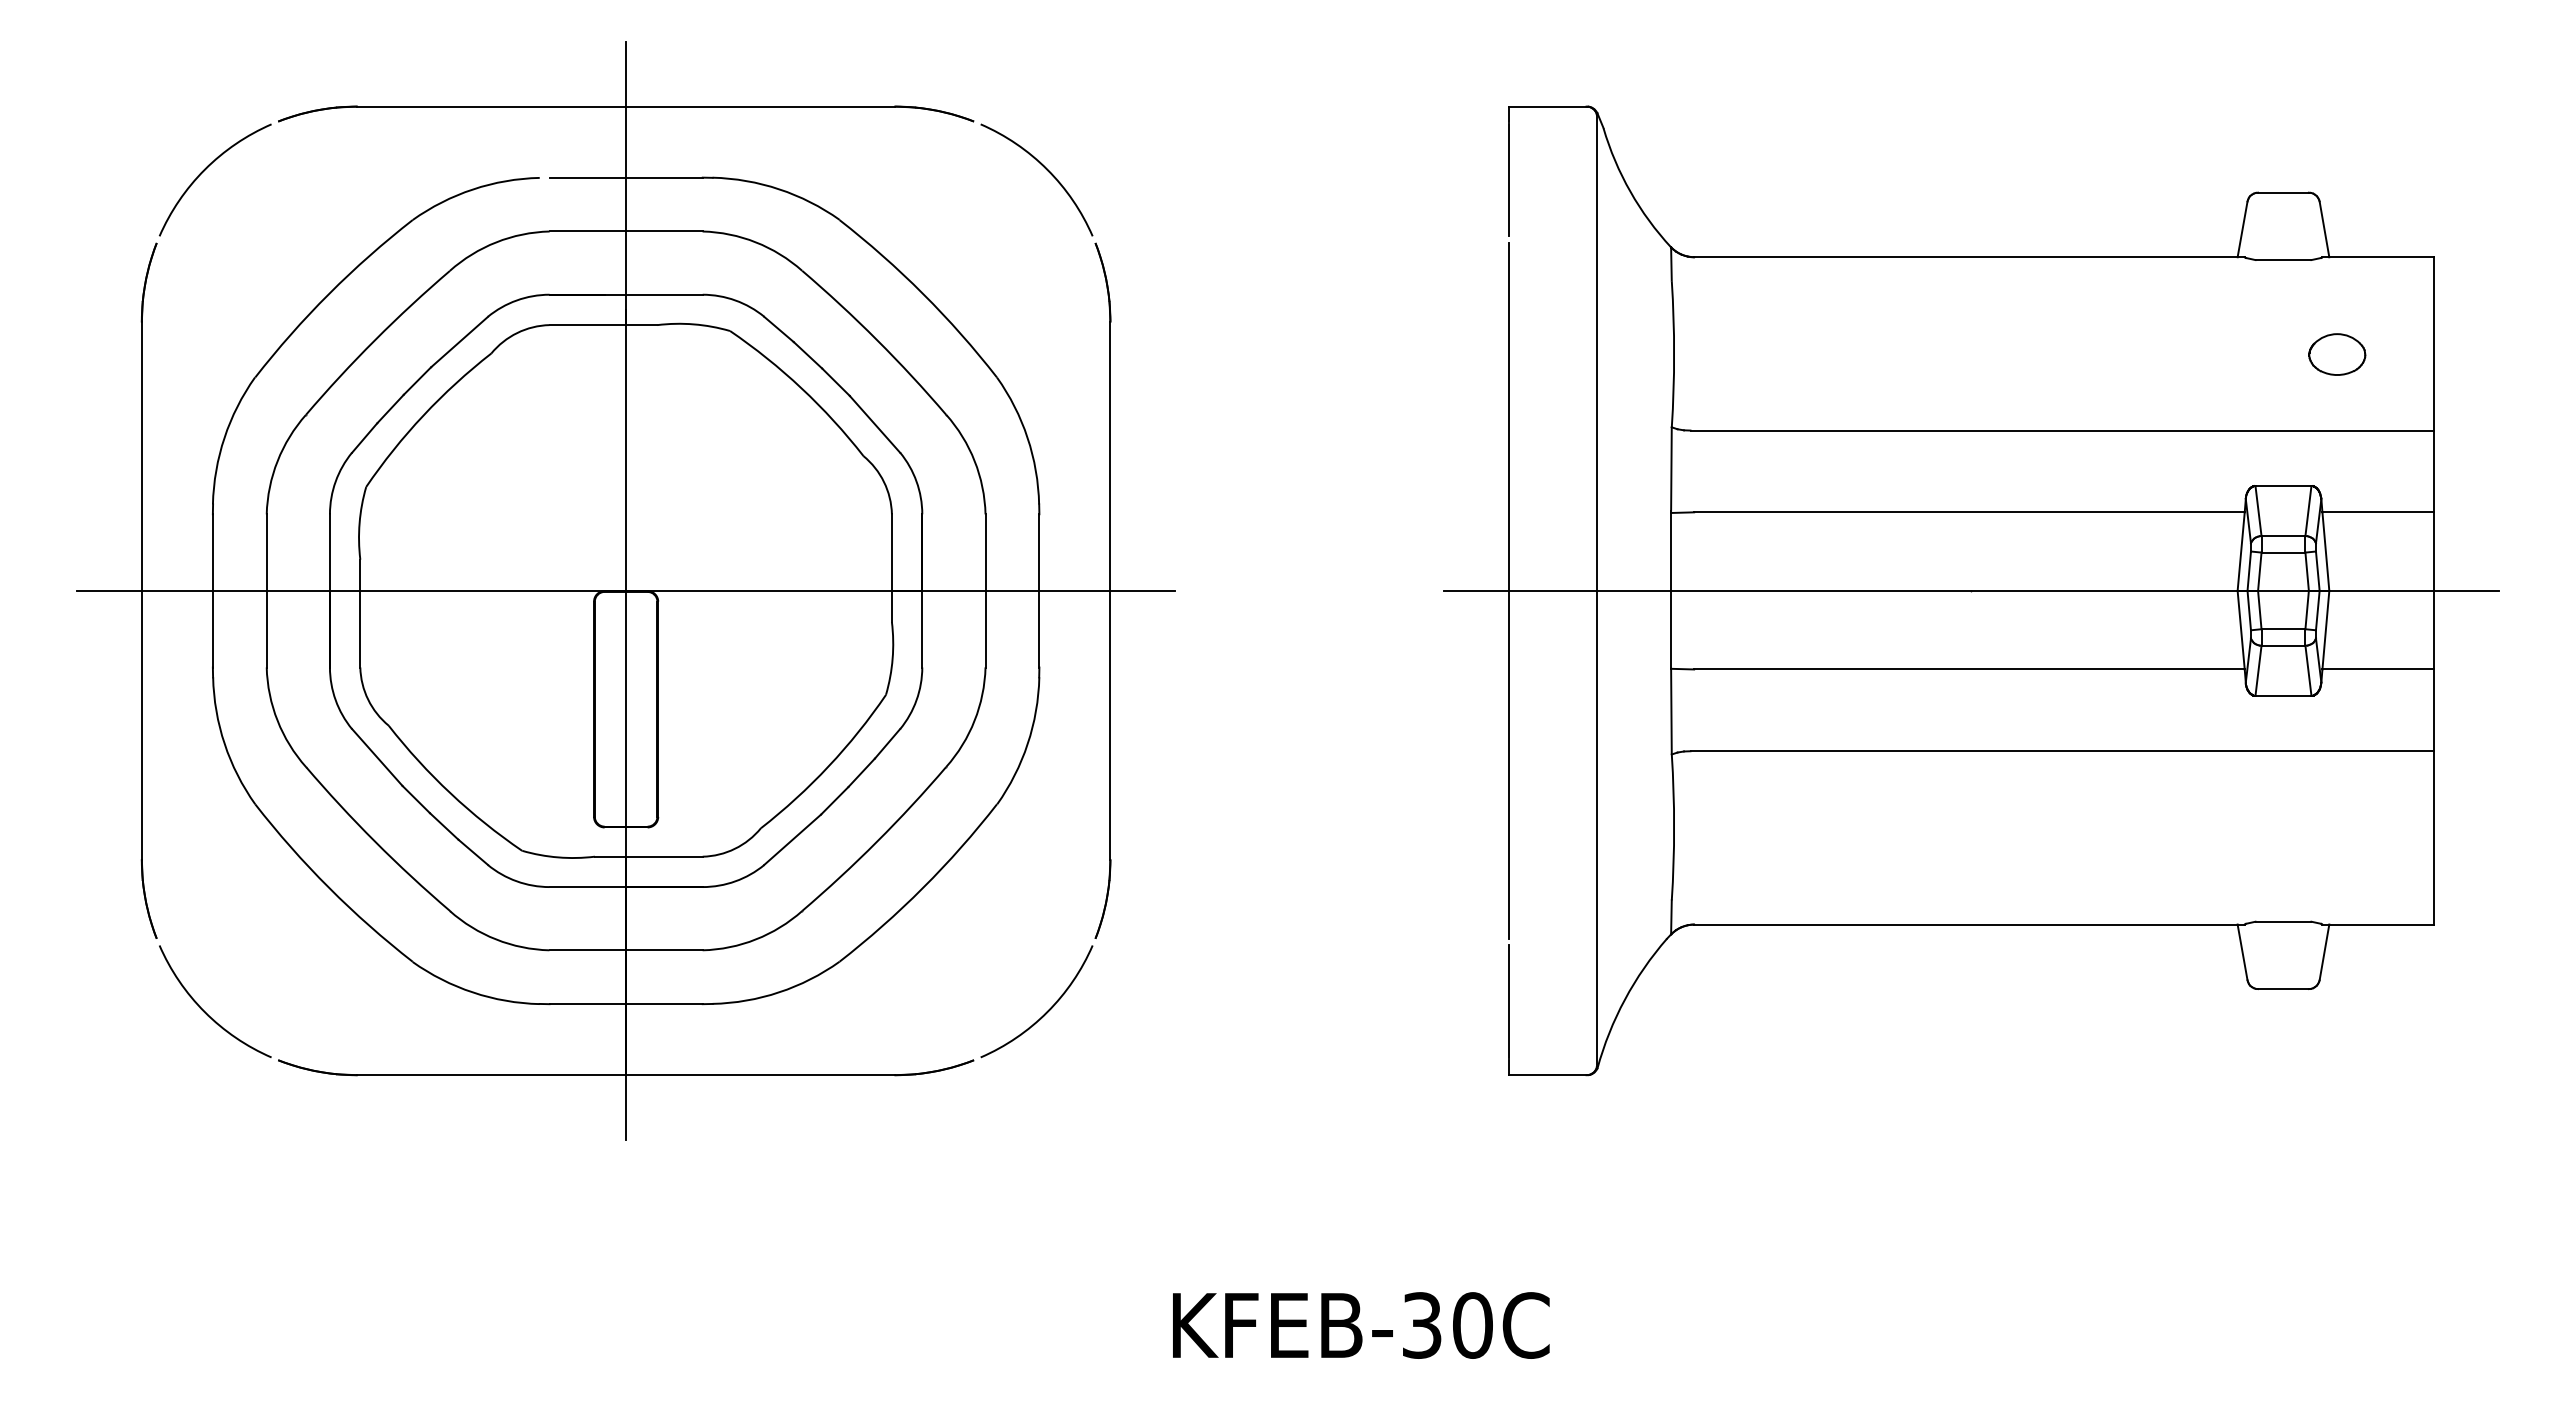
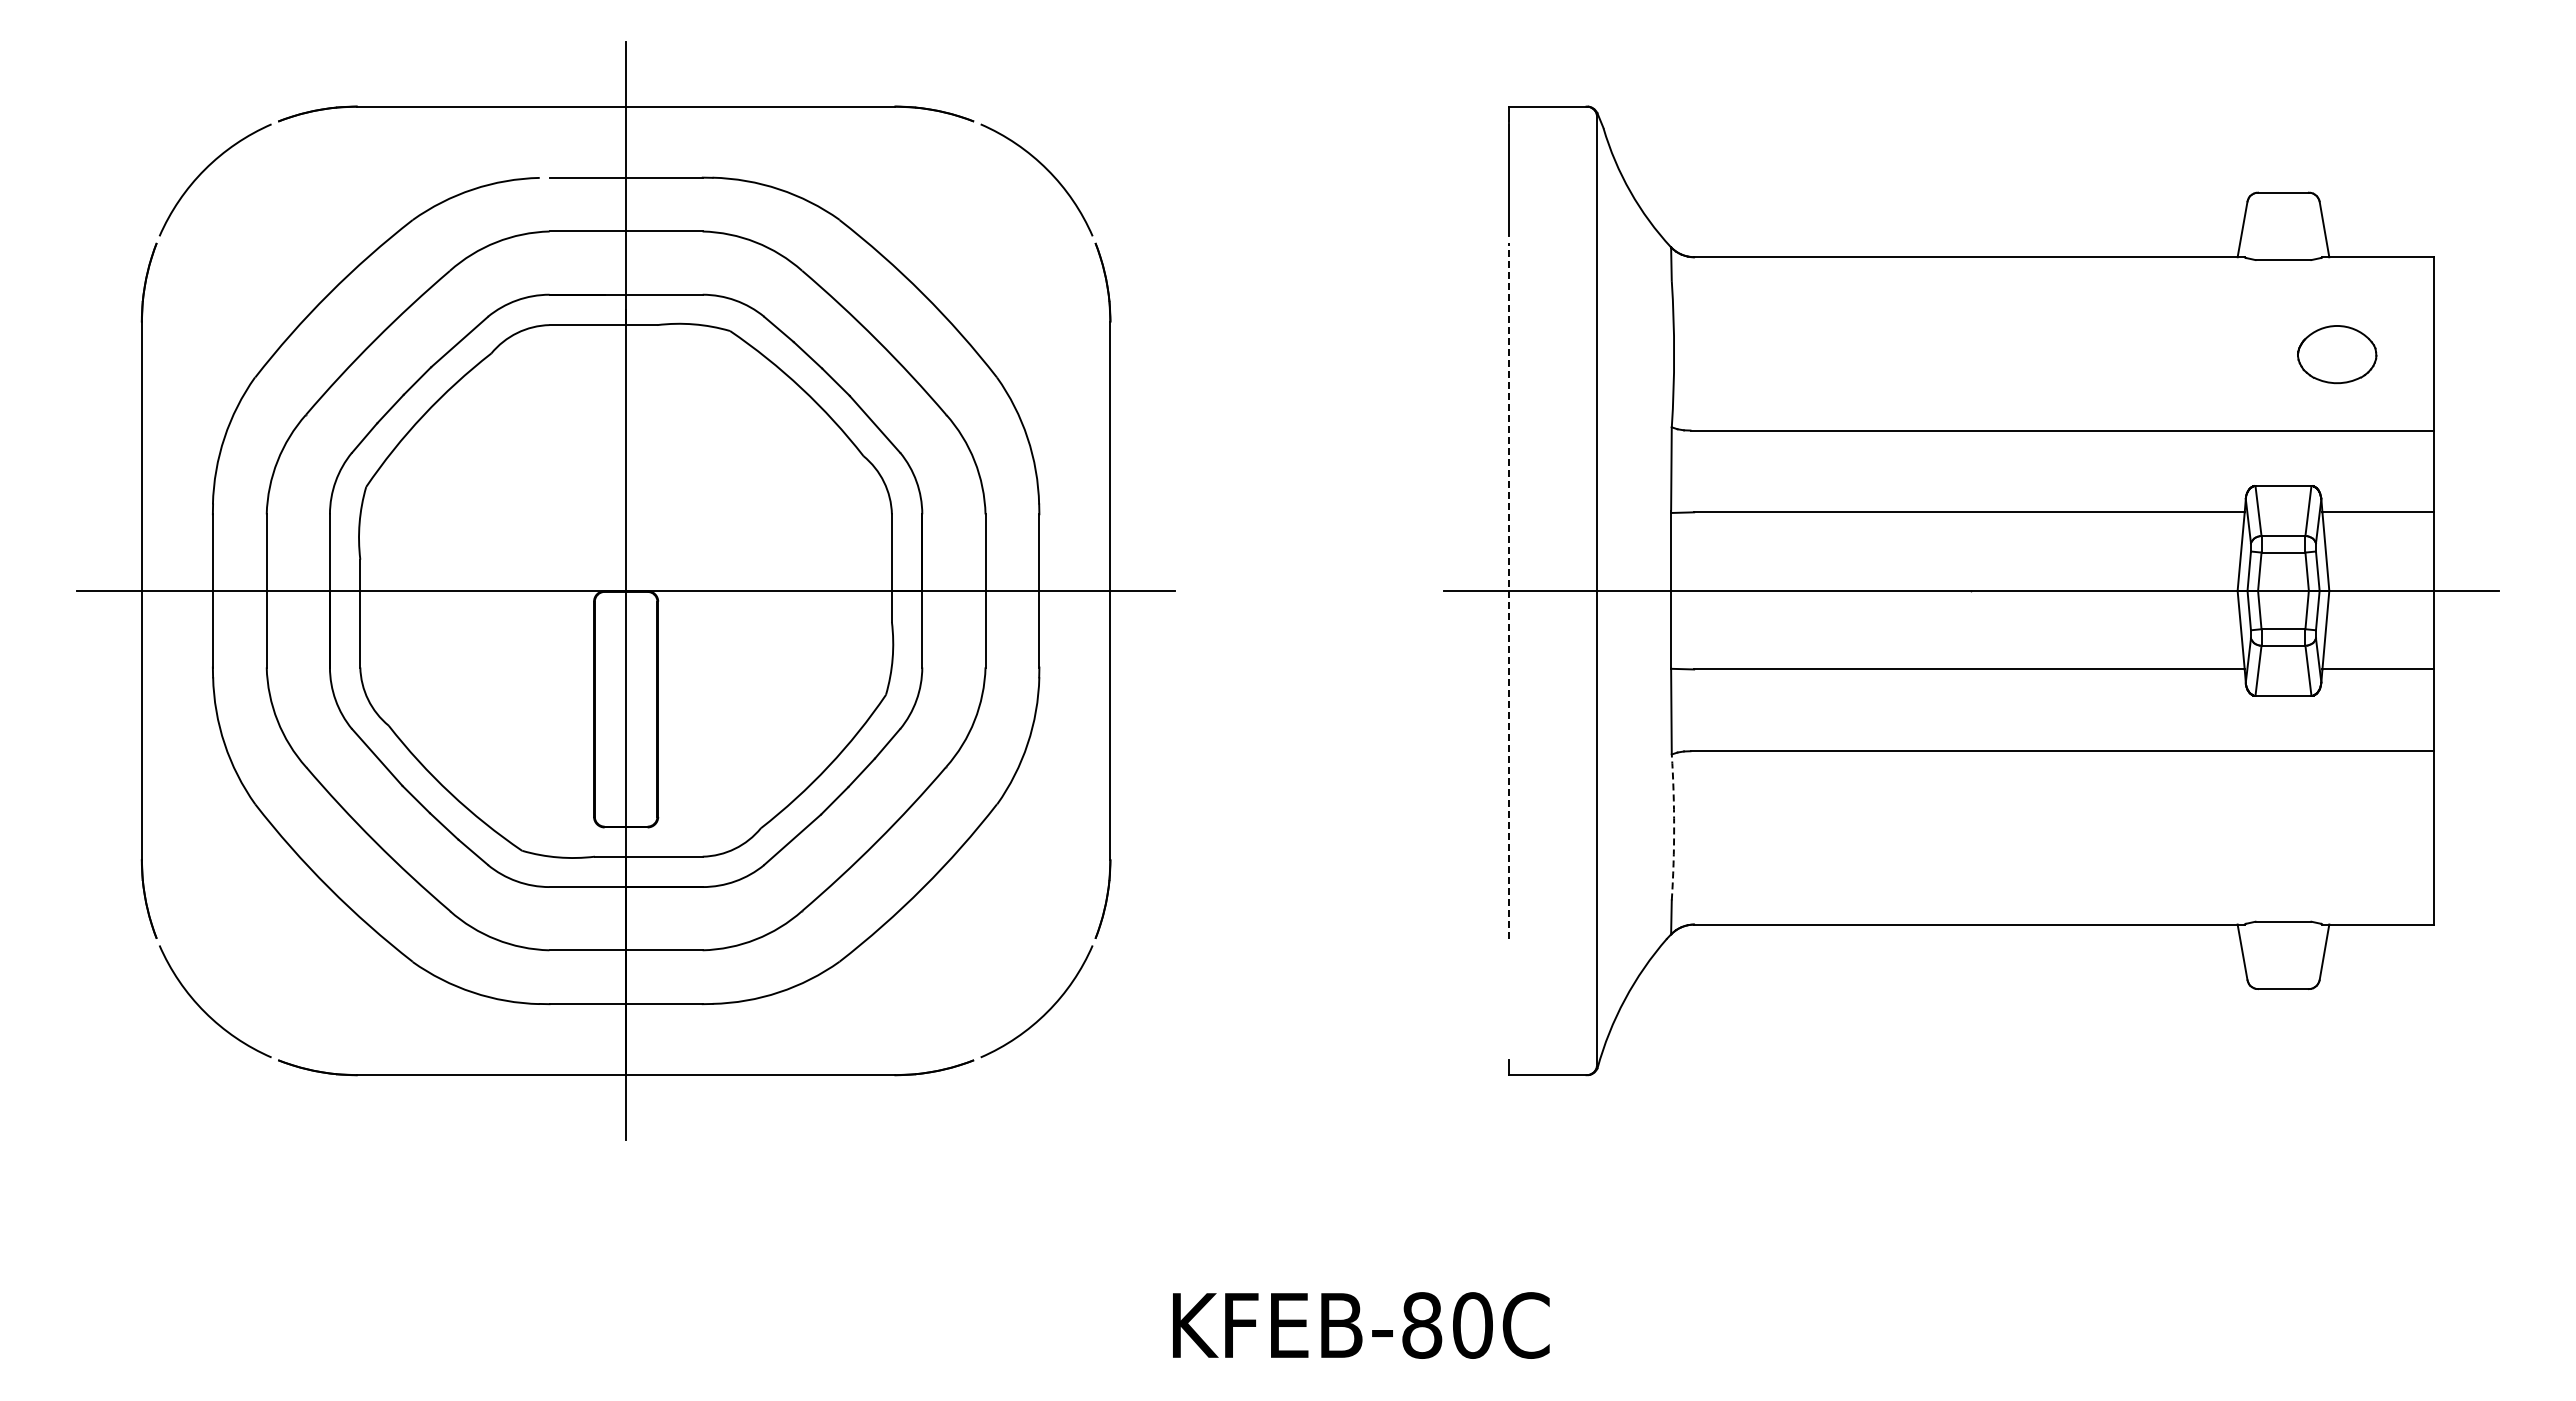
part size: 59x43 px -> 81x60 px (2337, 354)
line: solid -> dashed (1508, 590)
arc: solid -> dashed (1674, 827)
line: present -> none (1508, 1001)
text: KFEB-30C -> KFEB-80C (1422, 1325)
